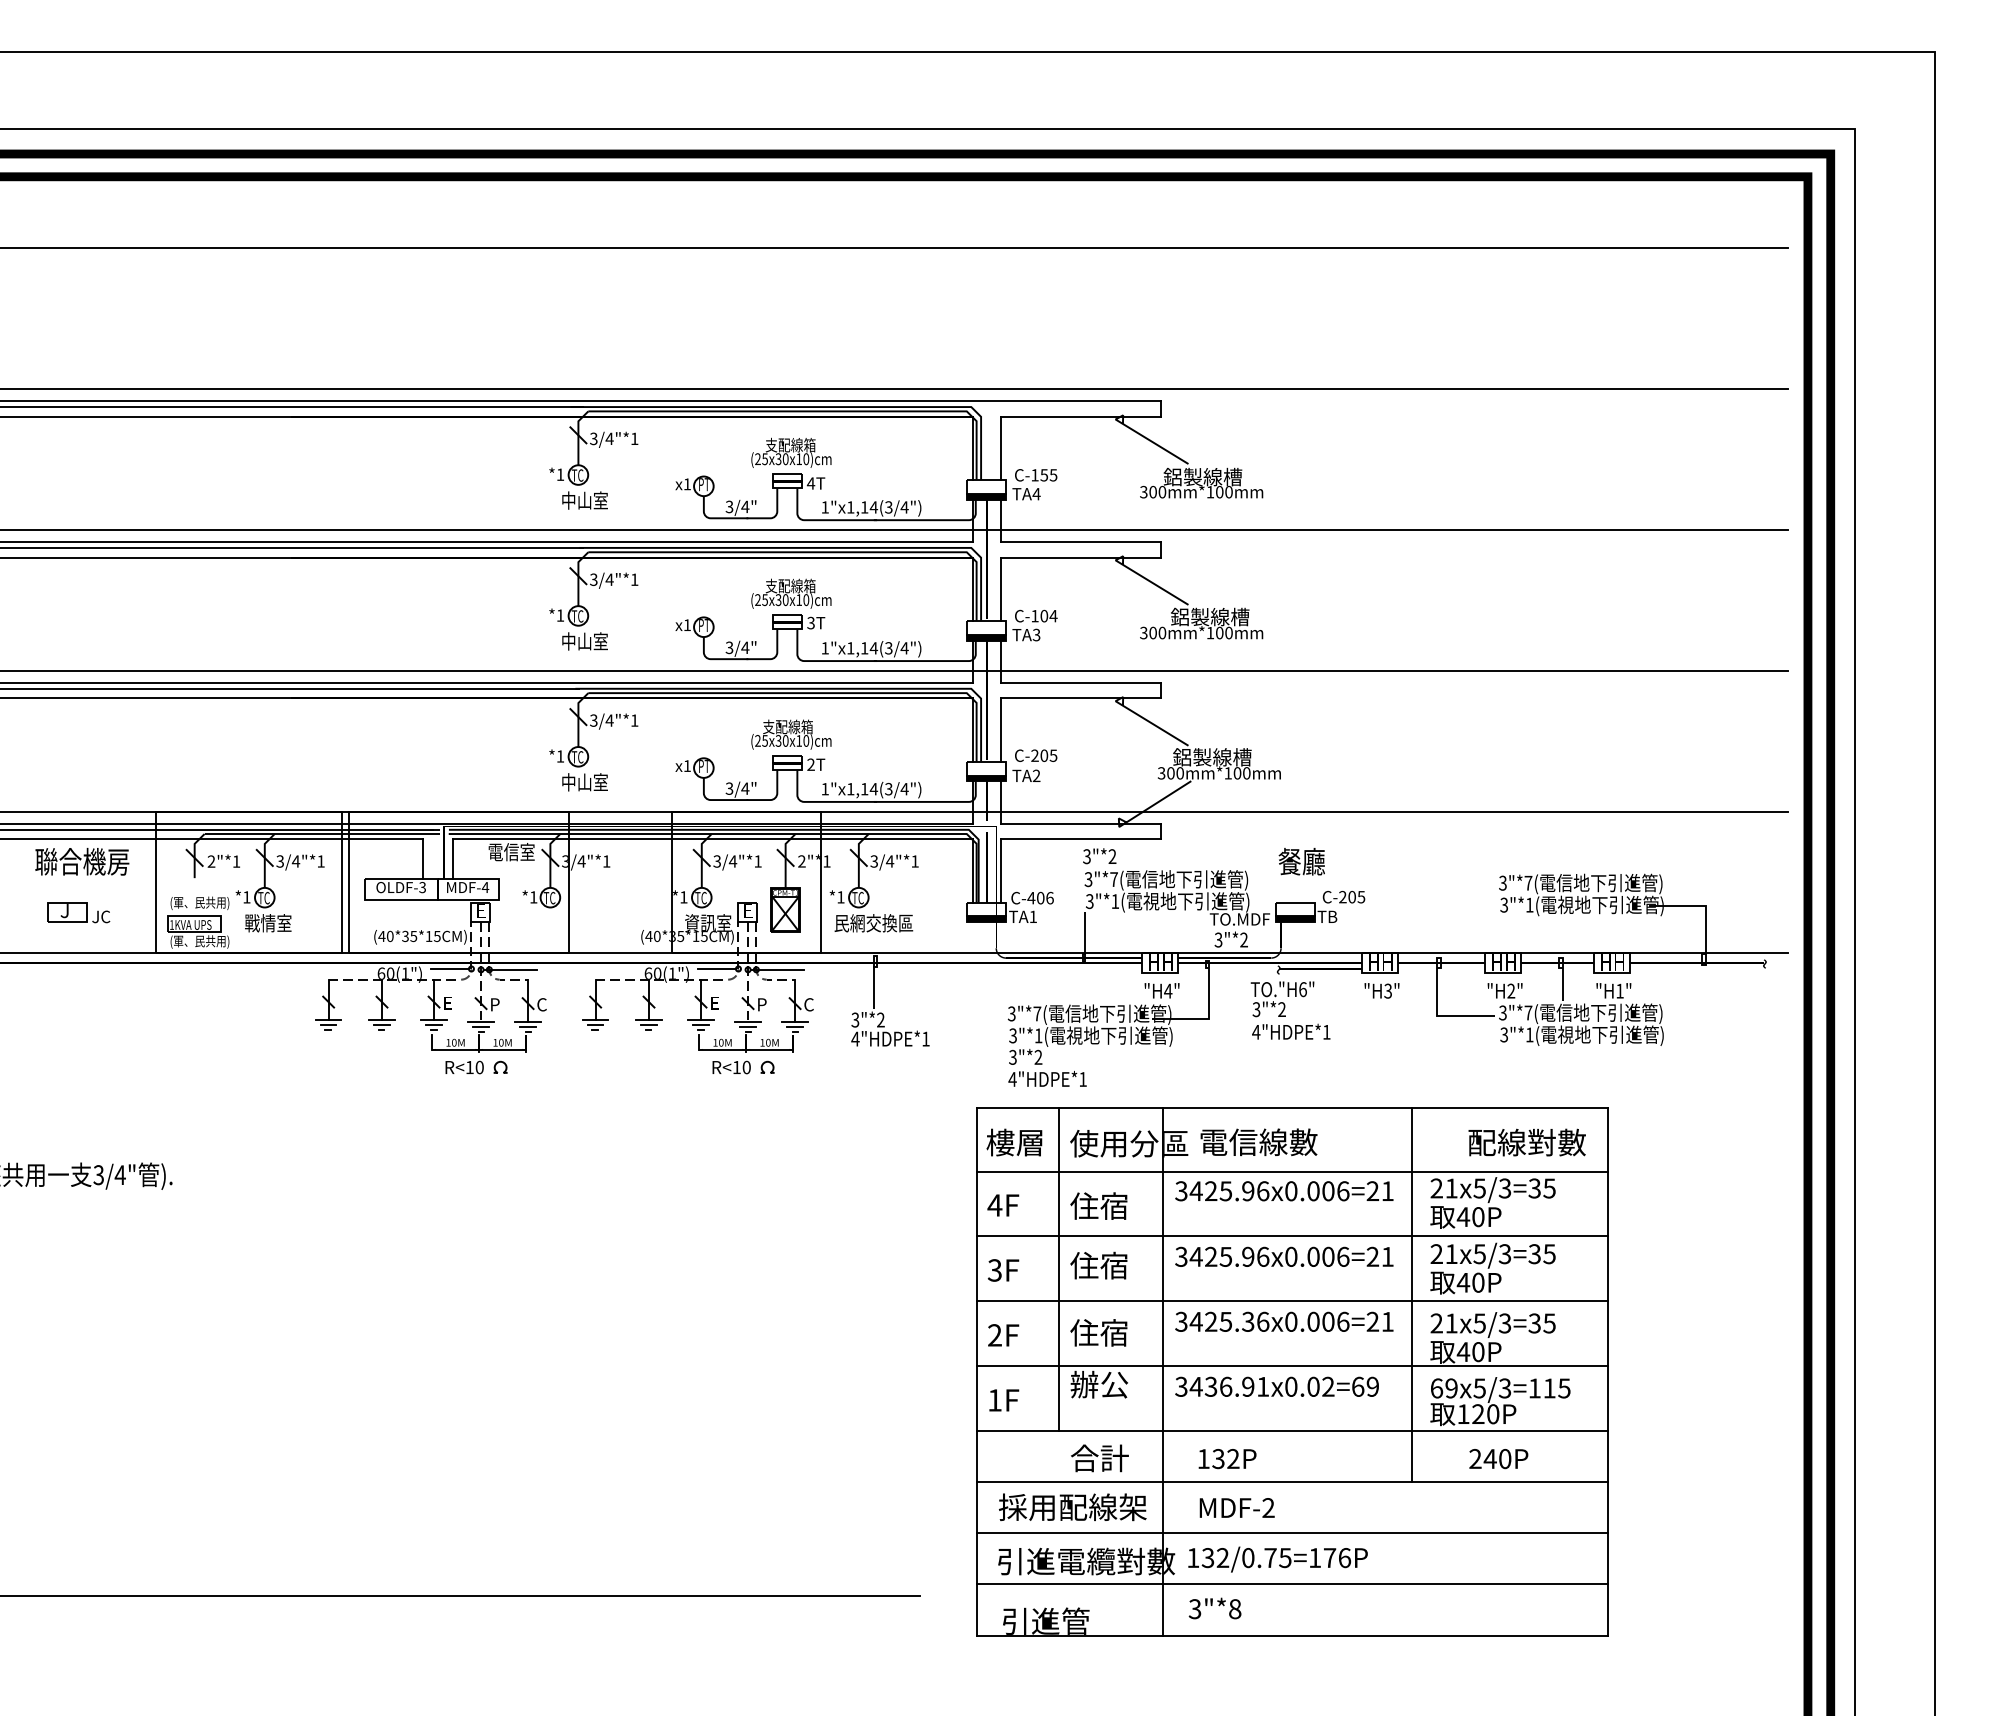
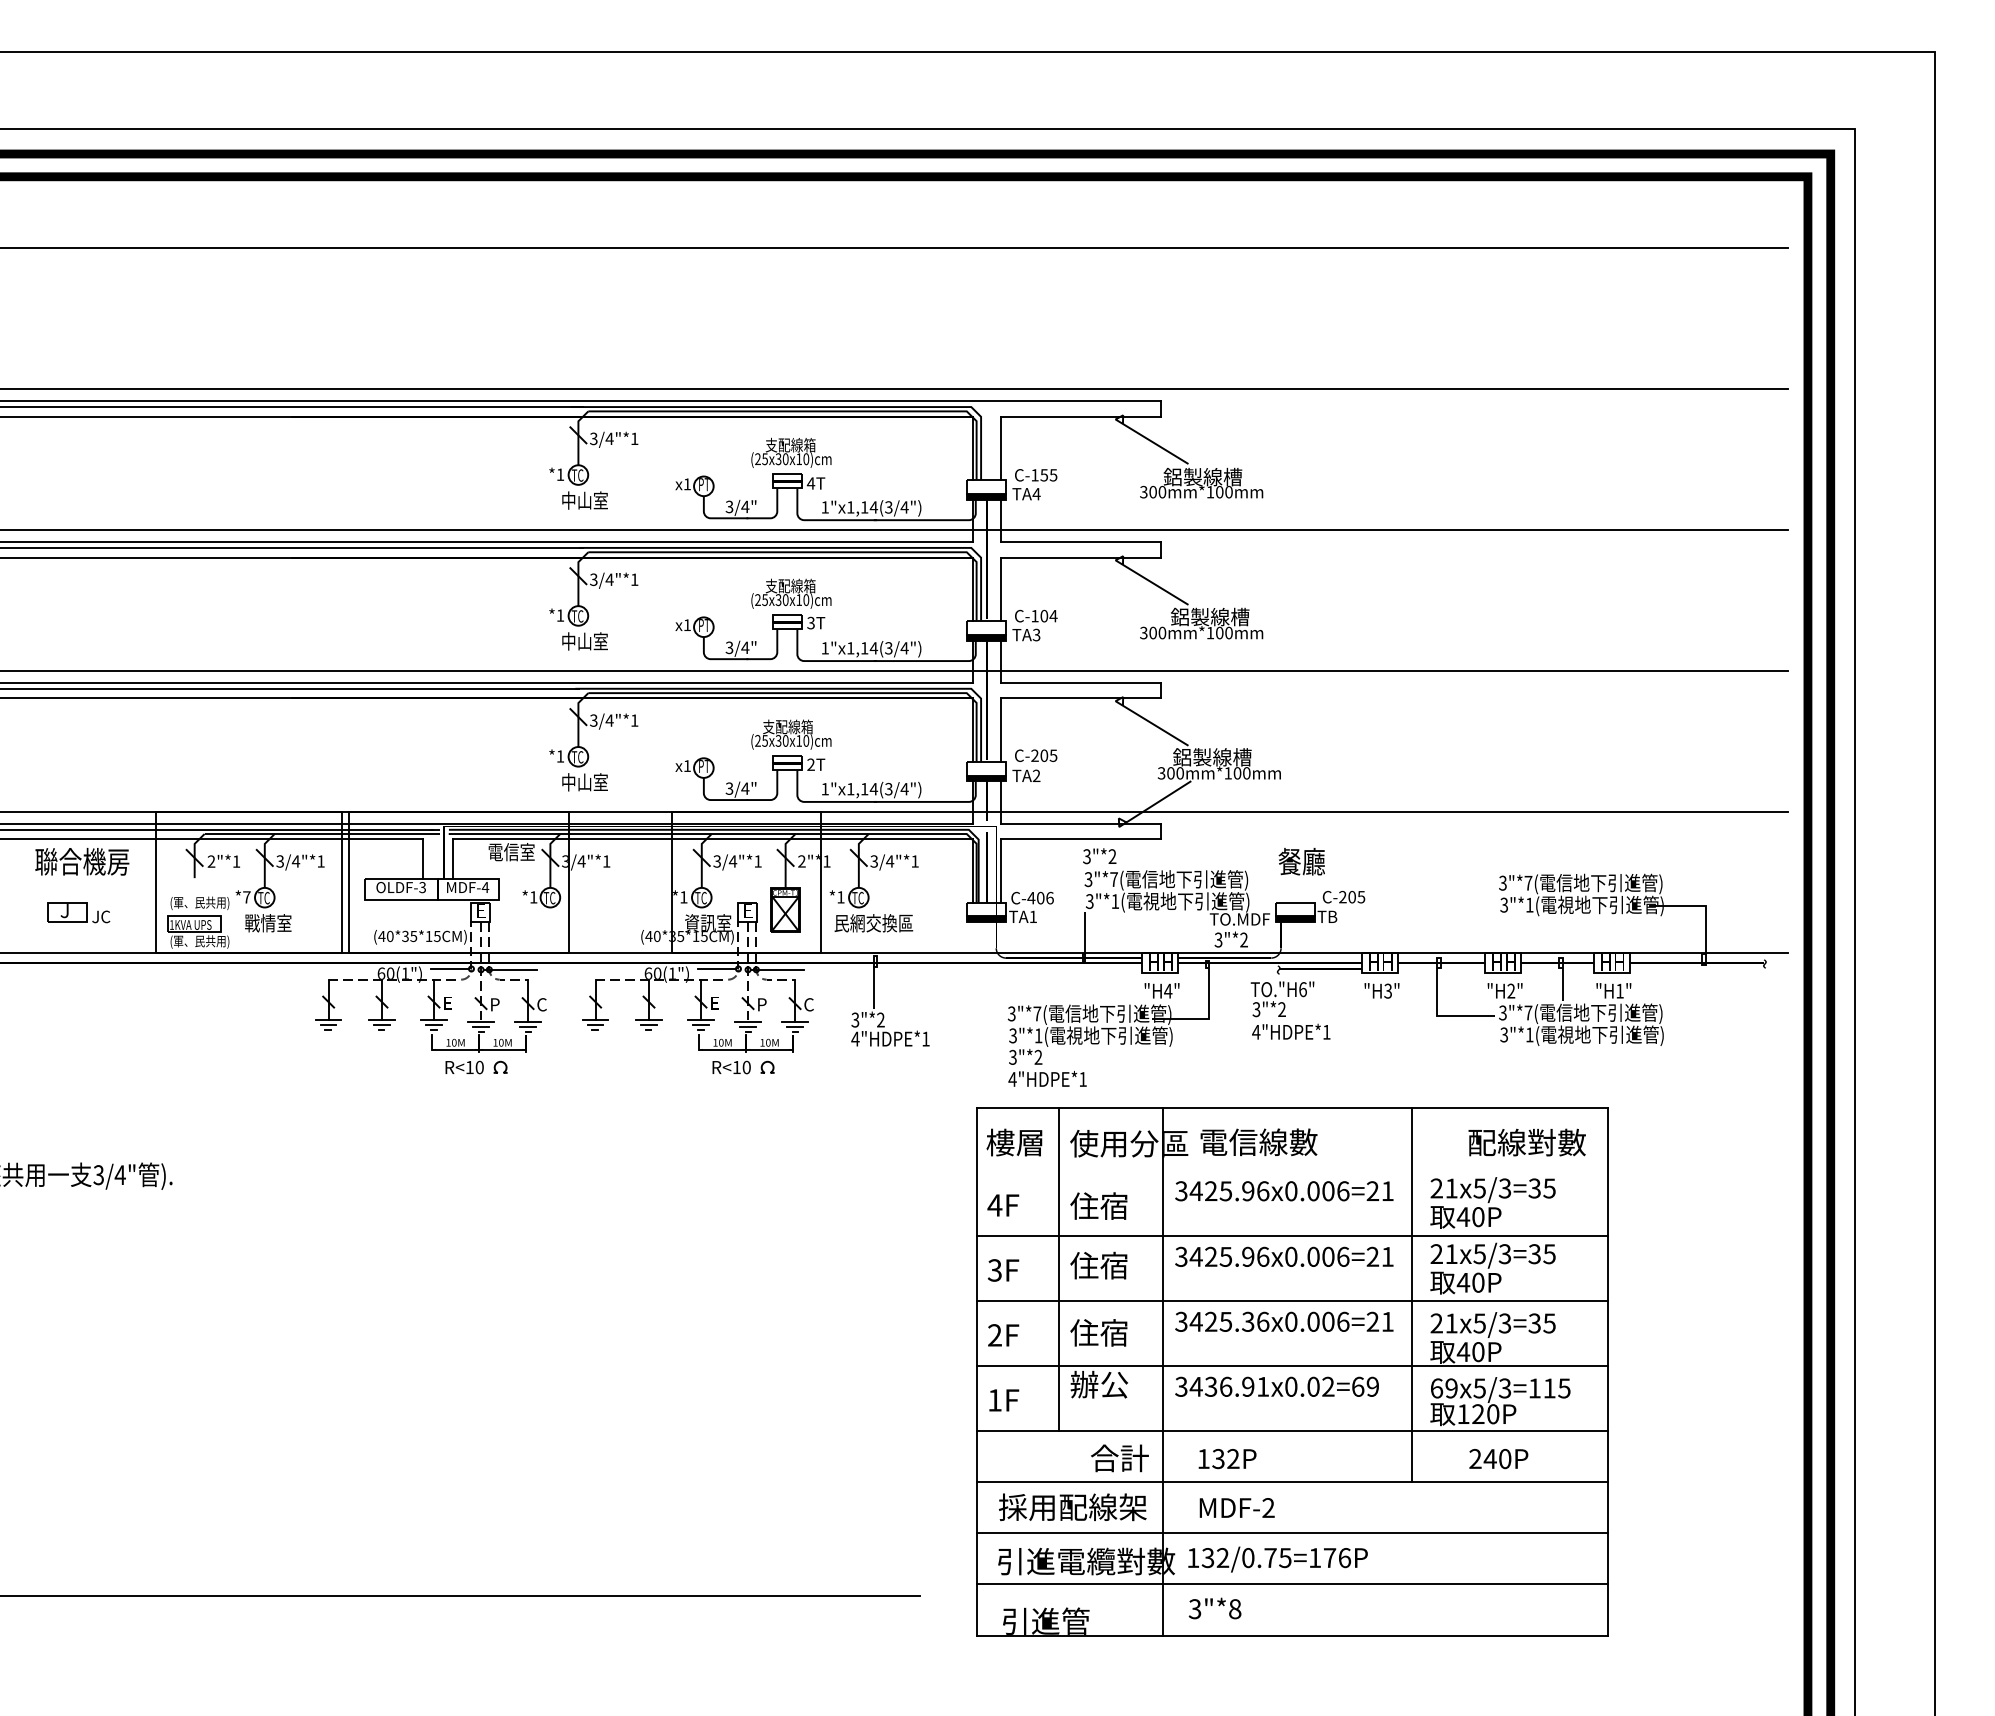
text: *1 -> *7 (246, 897)
line: present -> none (1292, 1171)
text position: (1099, 1458) -> (1119, 1458) (1119, 1458)
